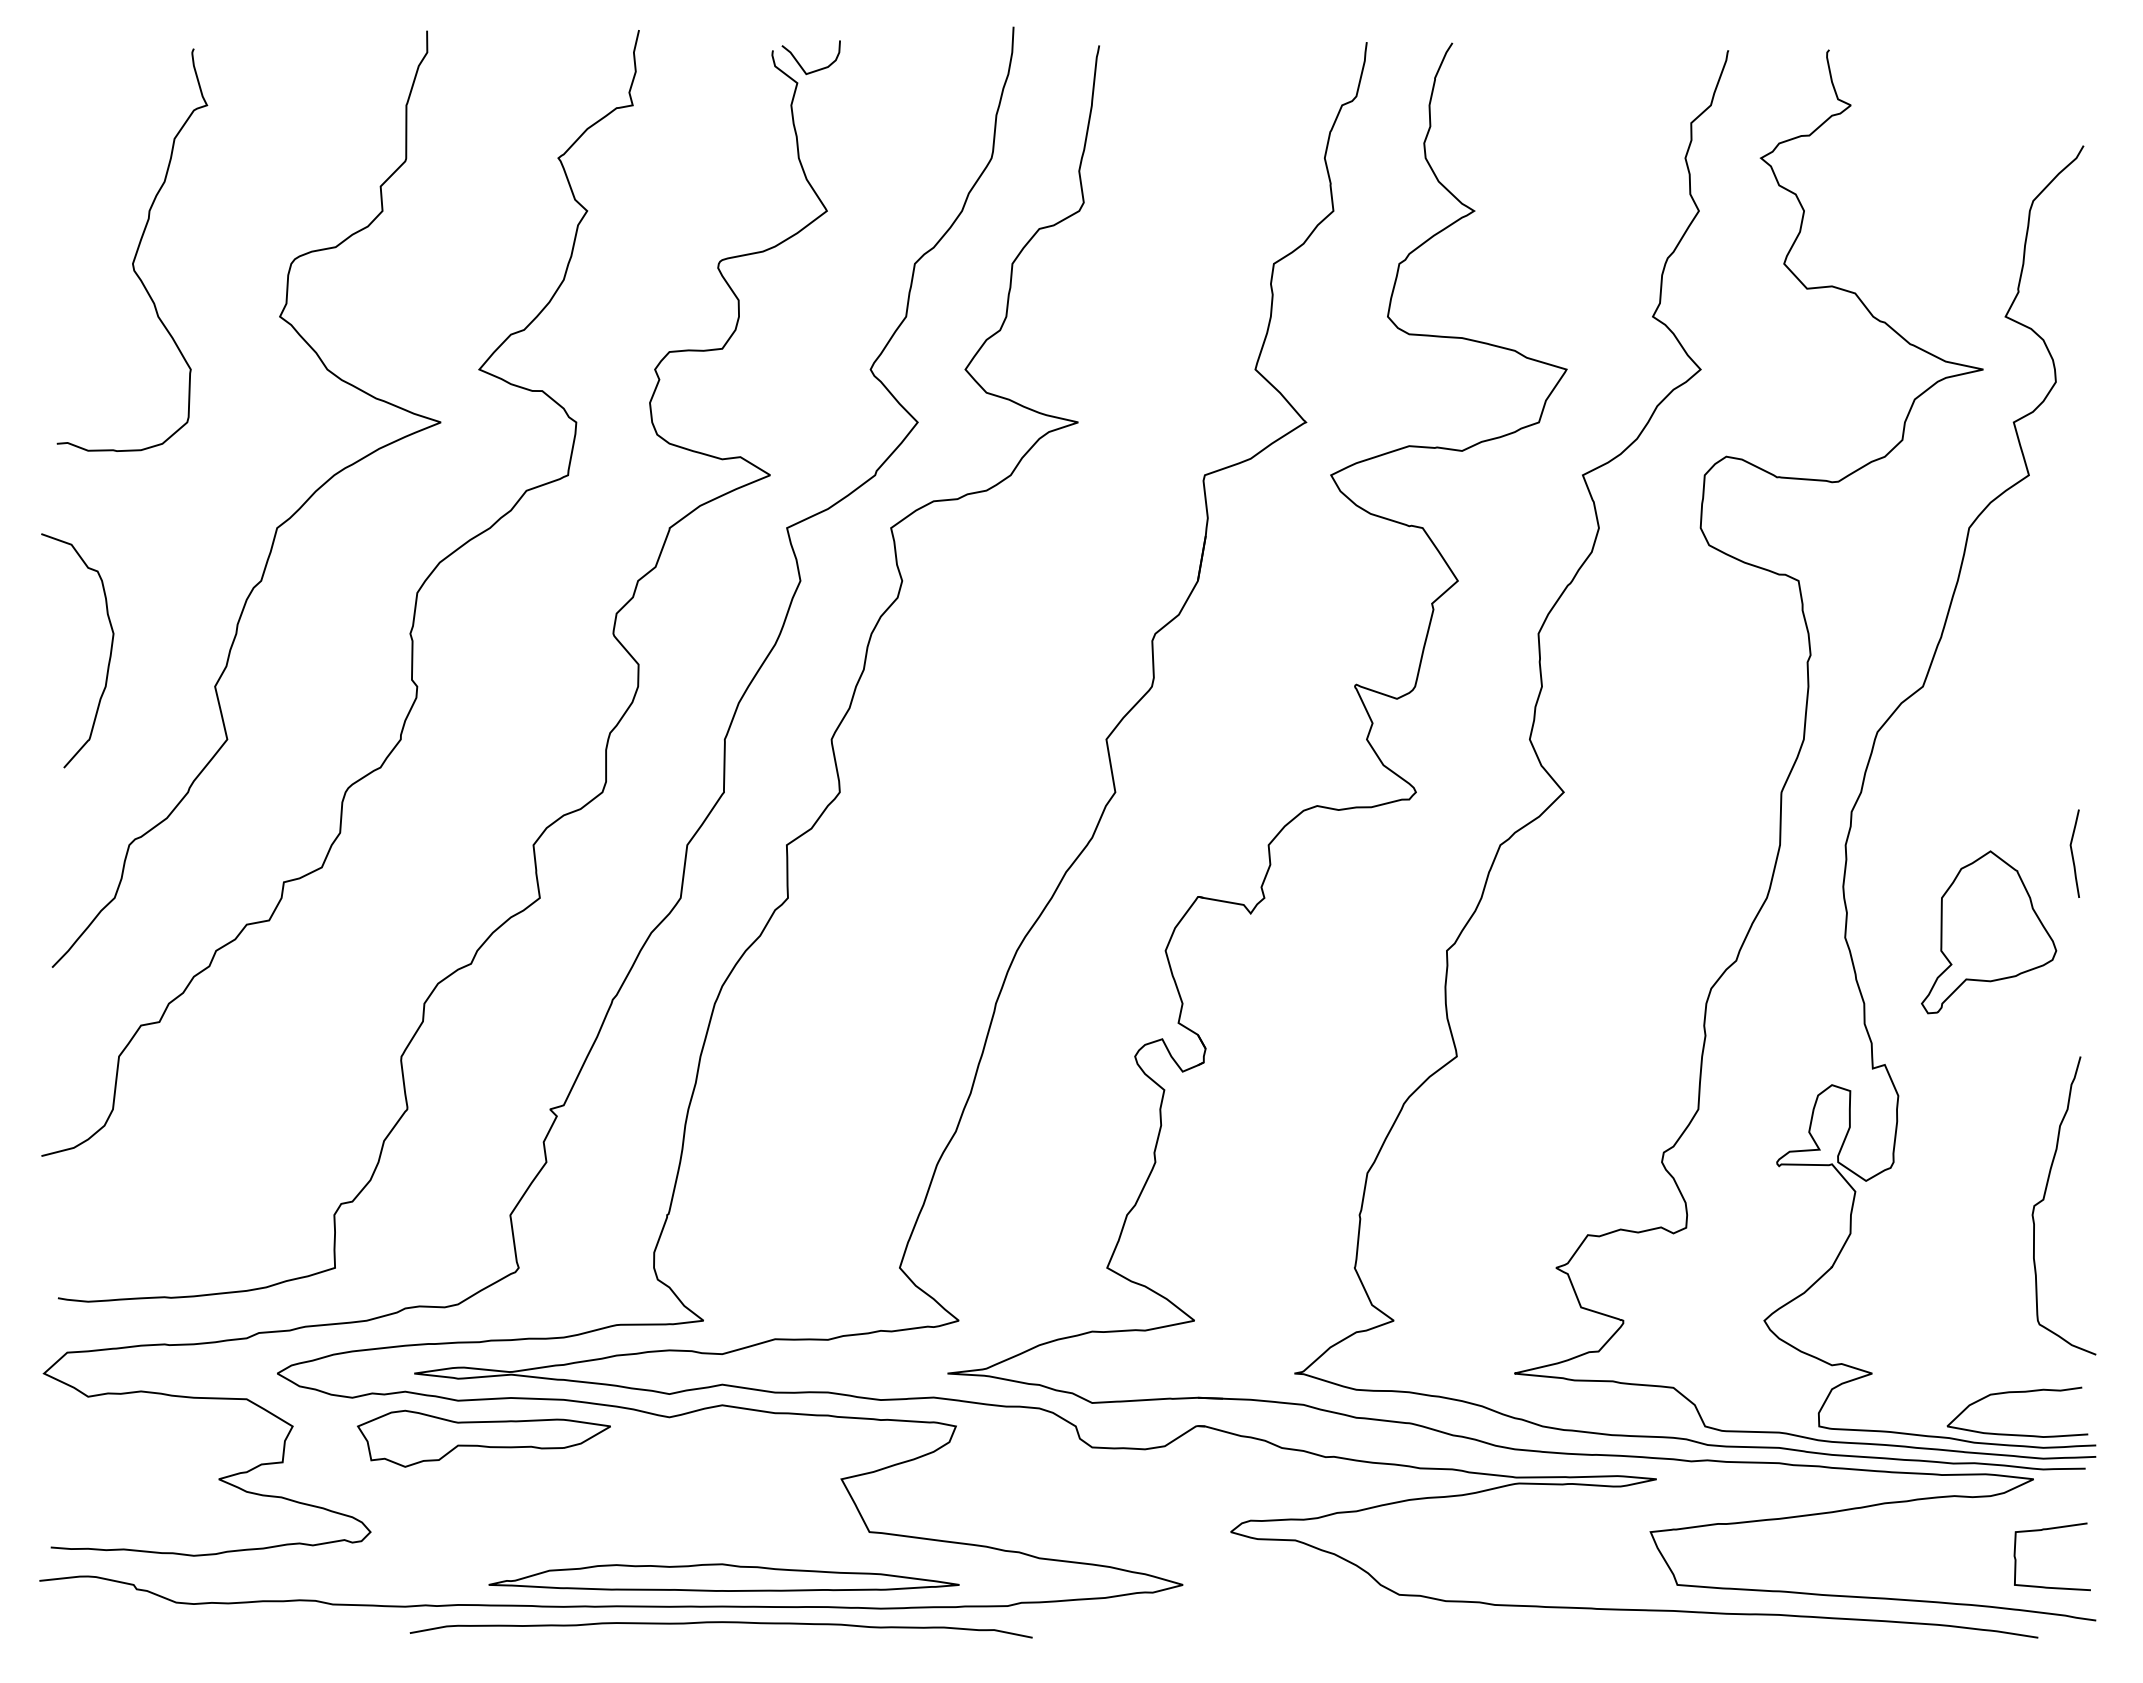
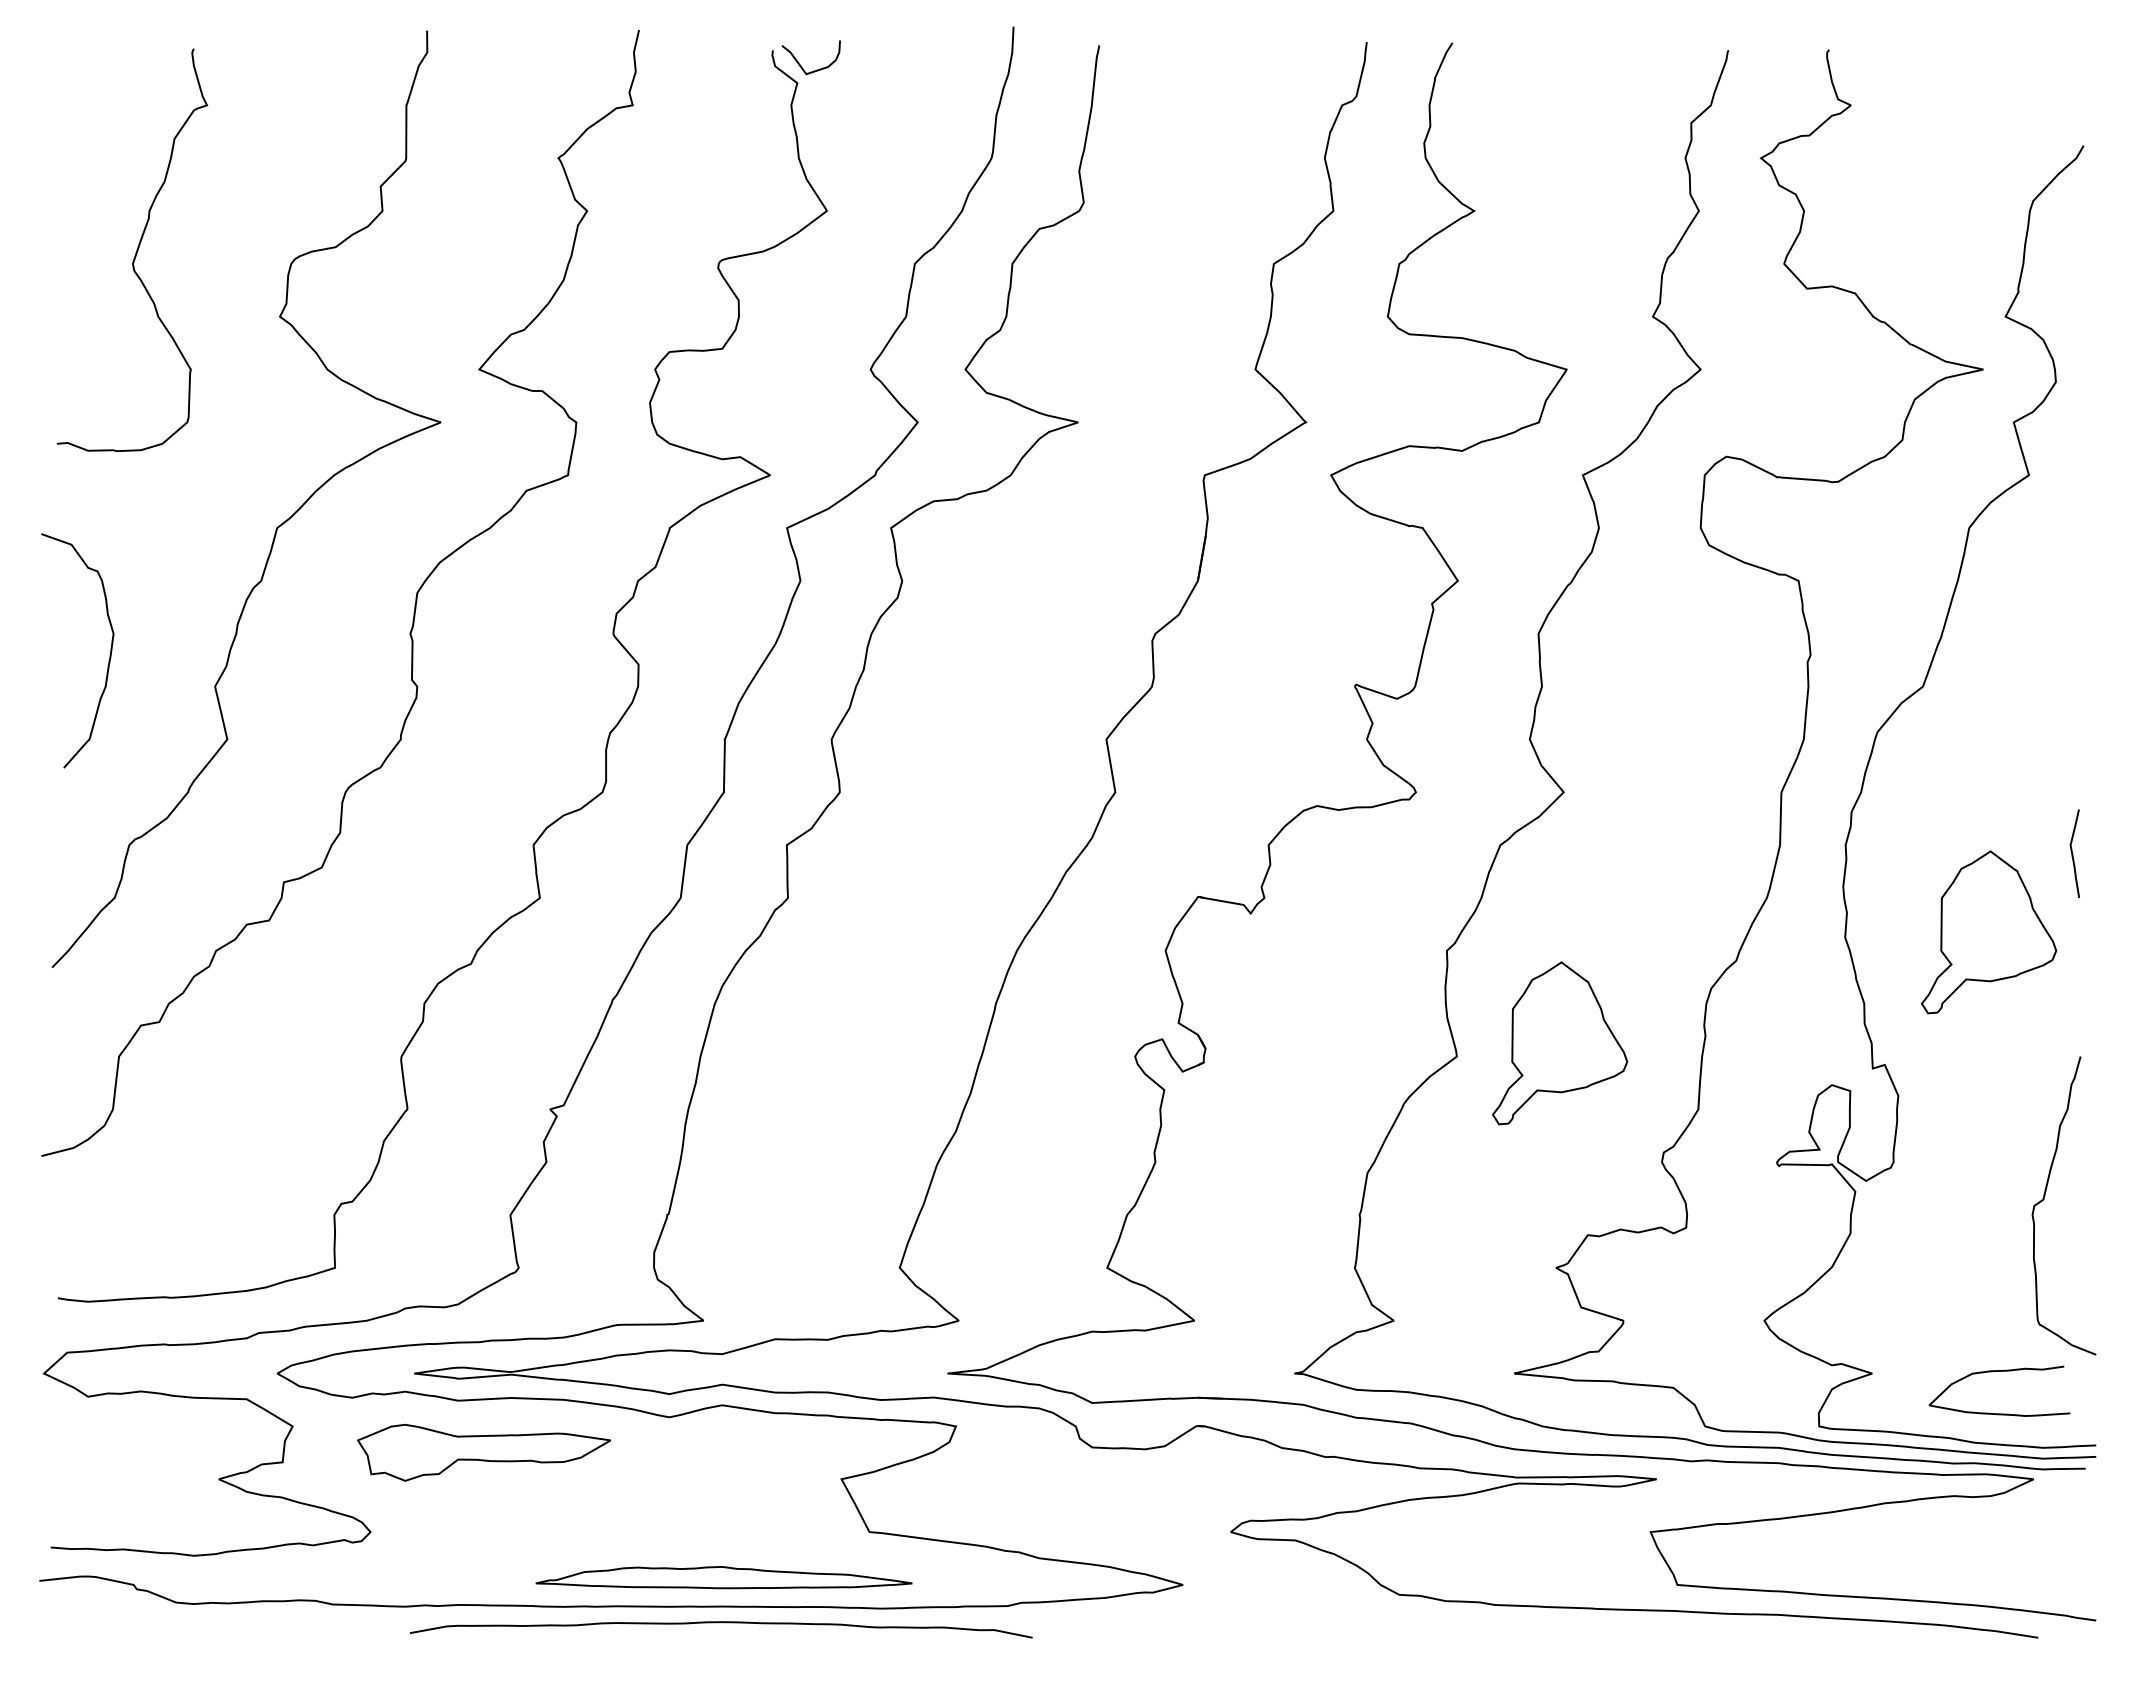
part: none -> present (1560, 1043)
curve position: (2011, 1393) -> (1993, 1372) (1993, 1372)
part position: (483, 1438) -> (483, 1452) (483, 1452)
curve: present -> none (2046, 1530)
part size: 472x29 px -> 378x24 px (723, 1577)
